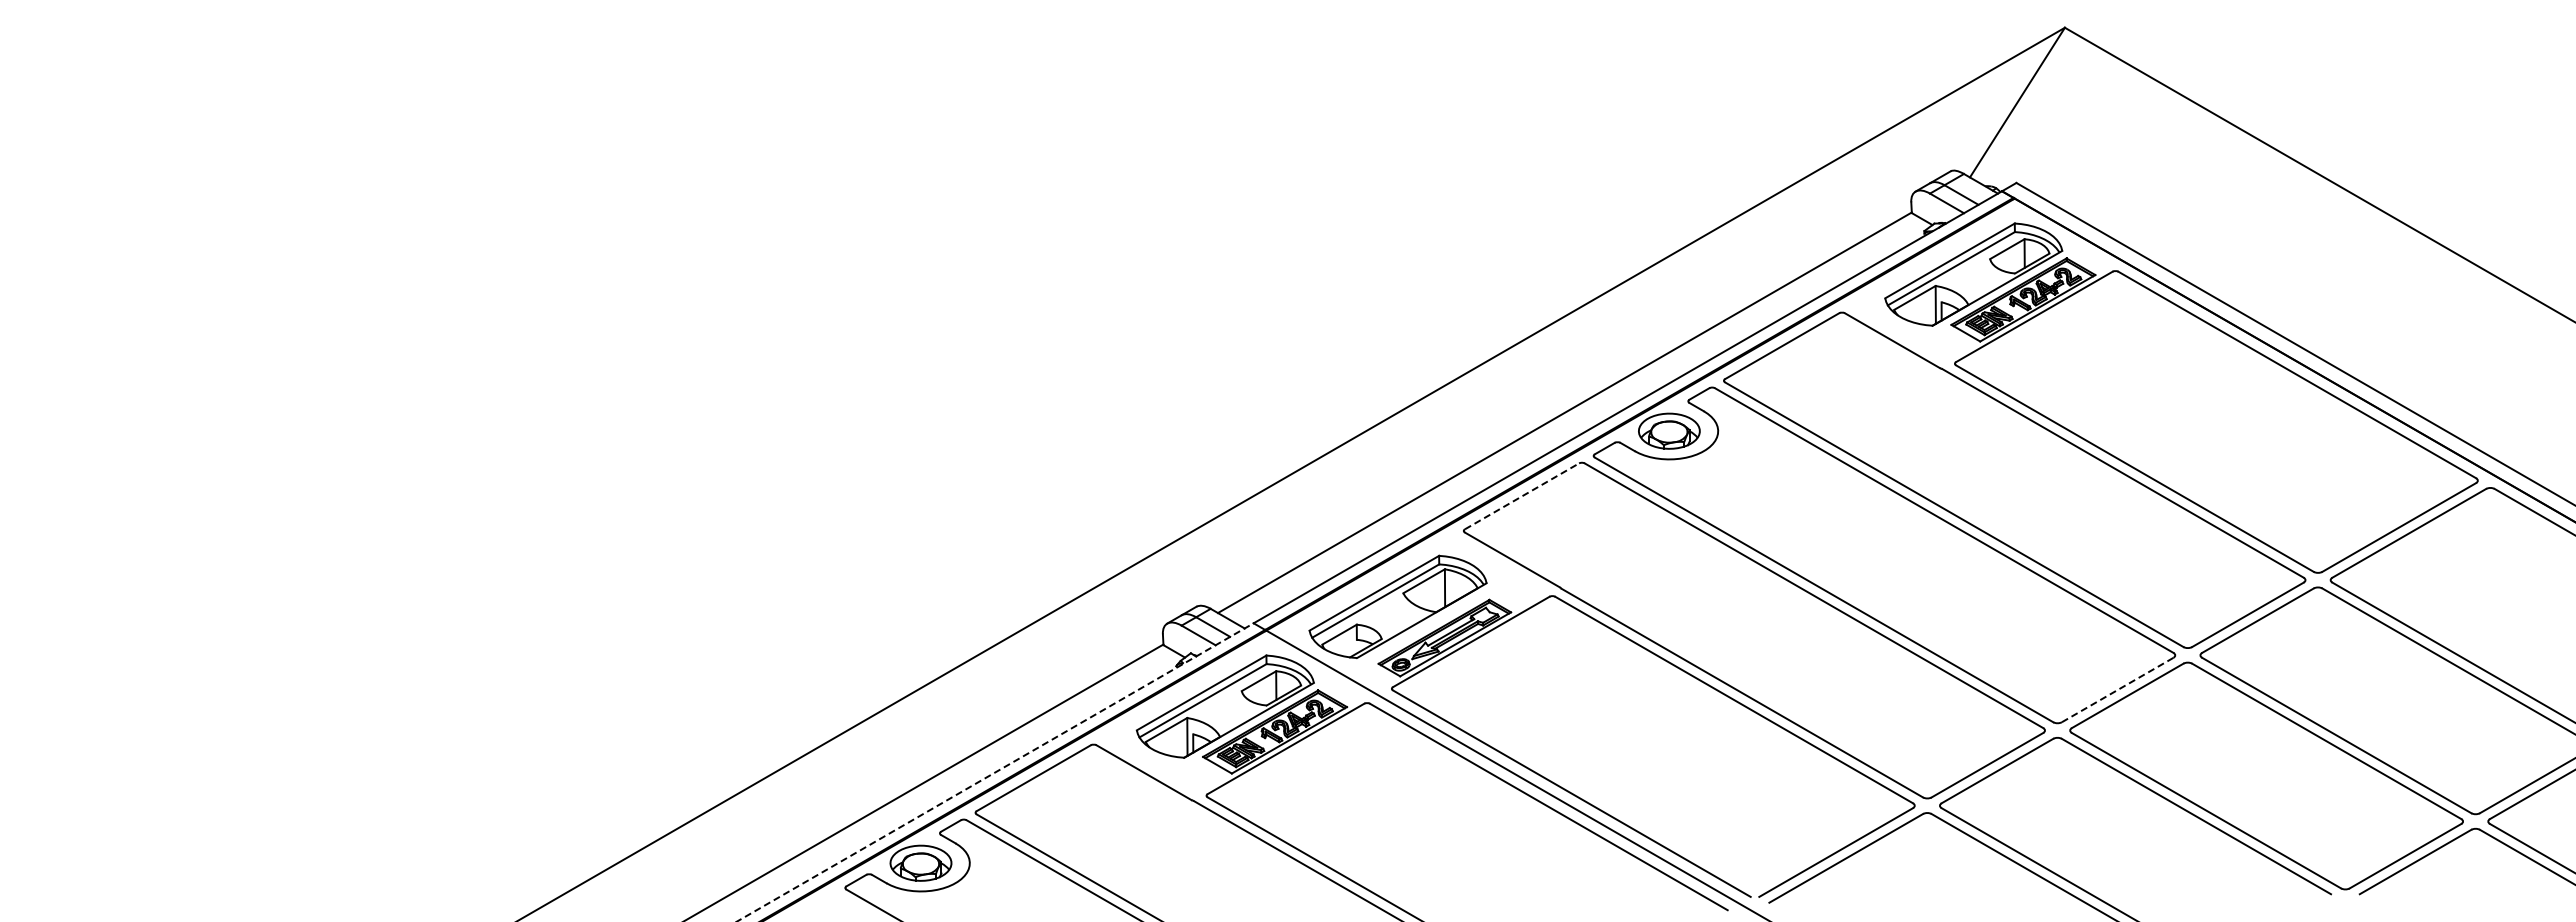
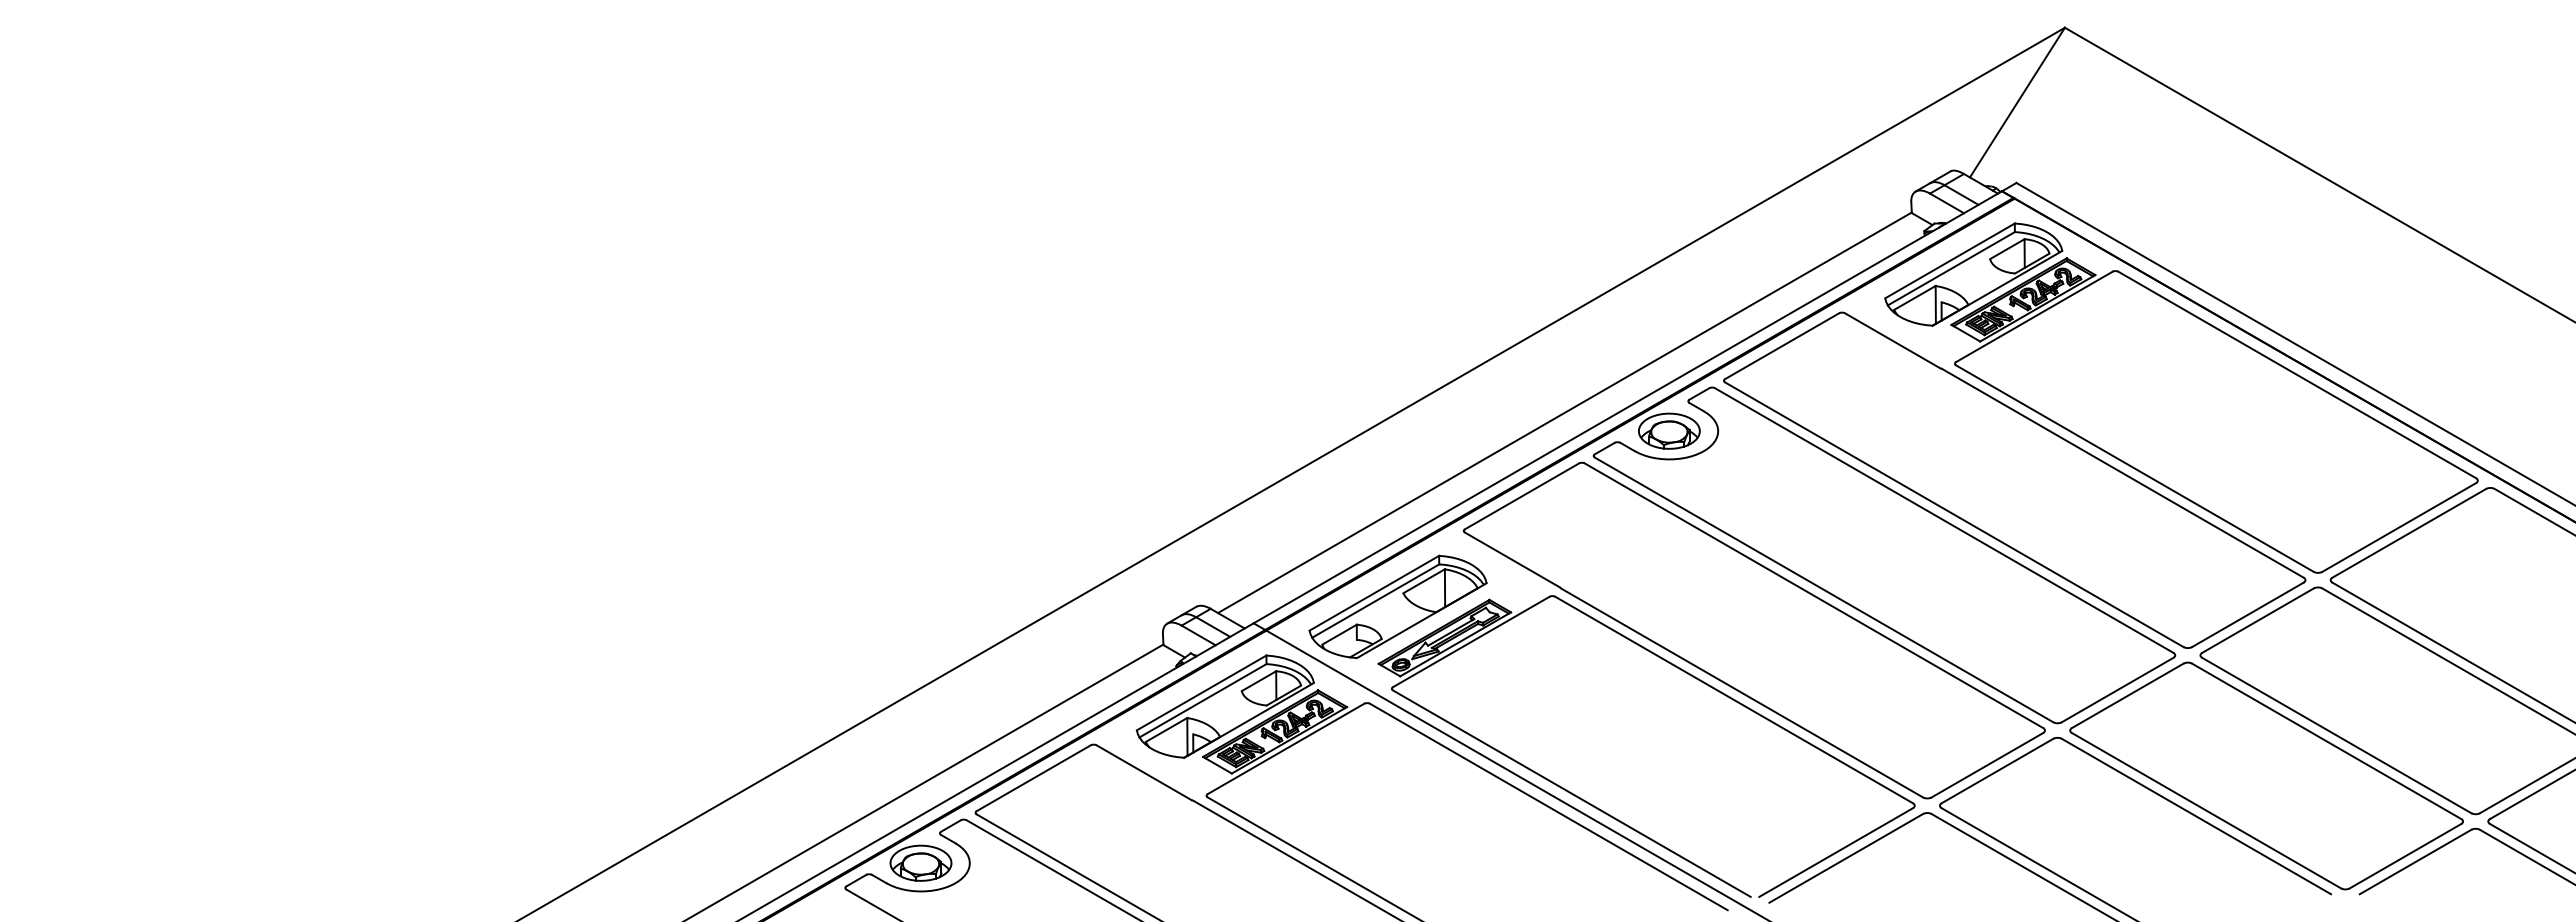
line: dashed -> solid (1522, 496)
line: dashed -> solid (2117, 690)
line: dashed -> solid (995, 772)
